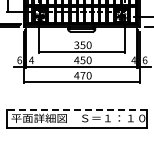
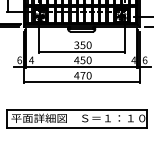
line: dashed -> solid (76, 110)
